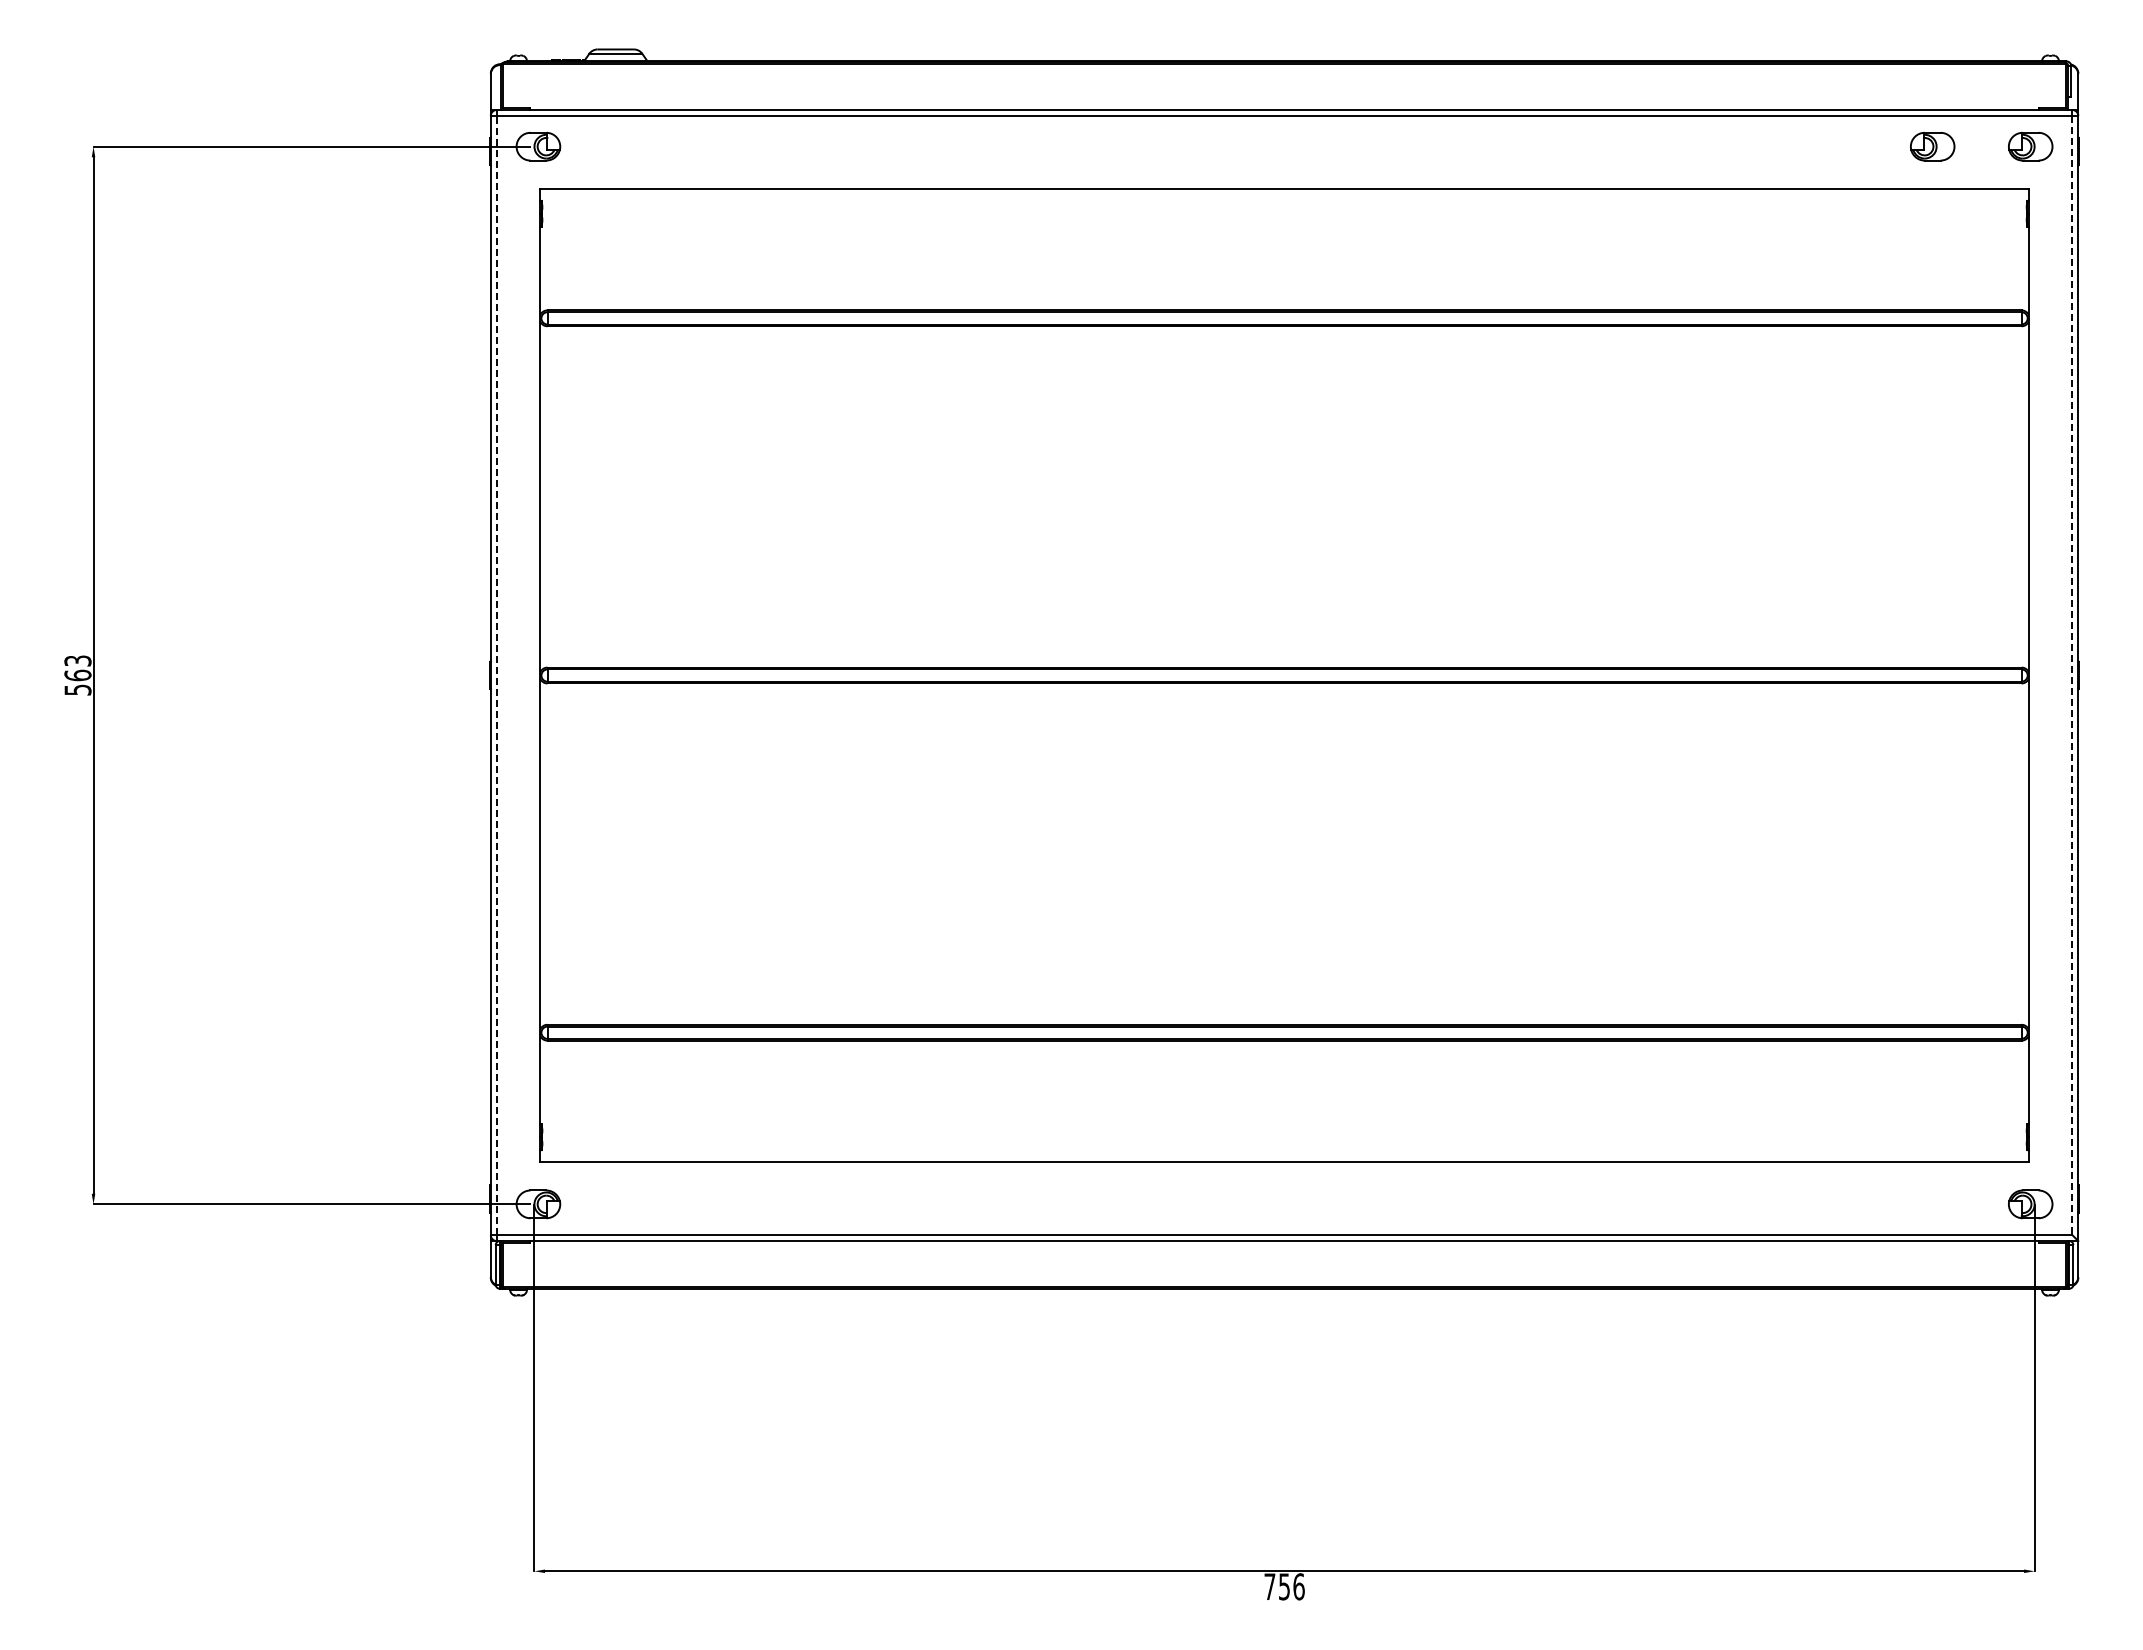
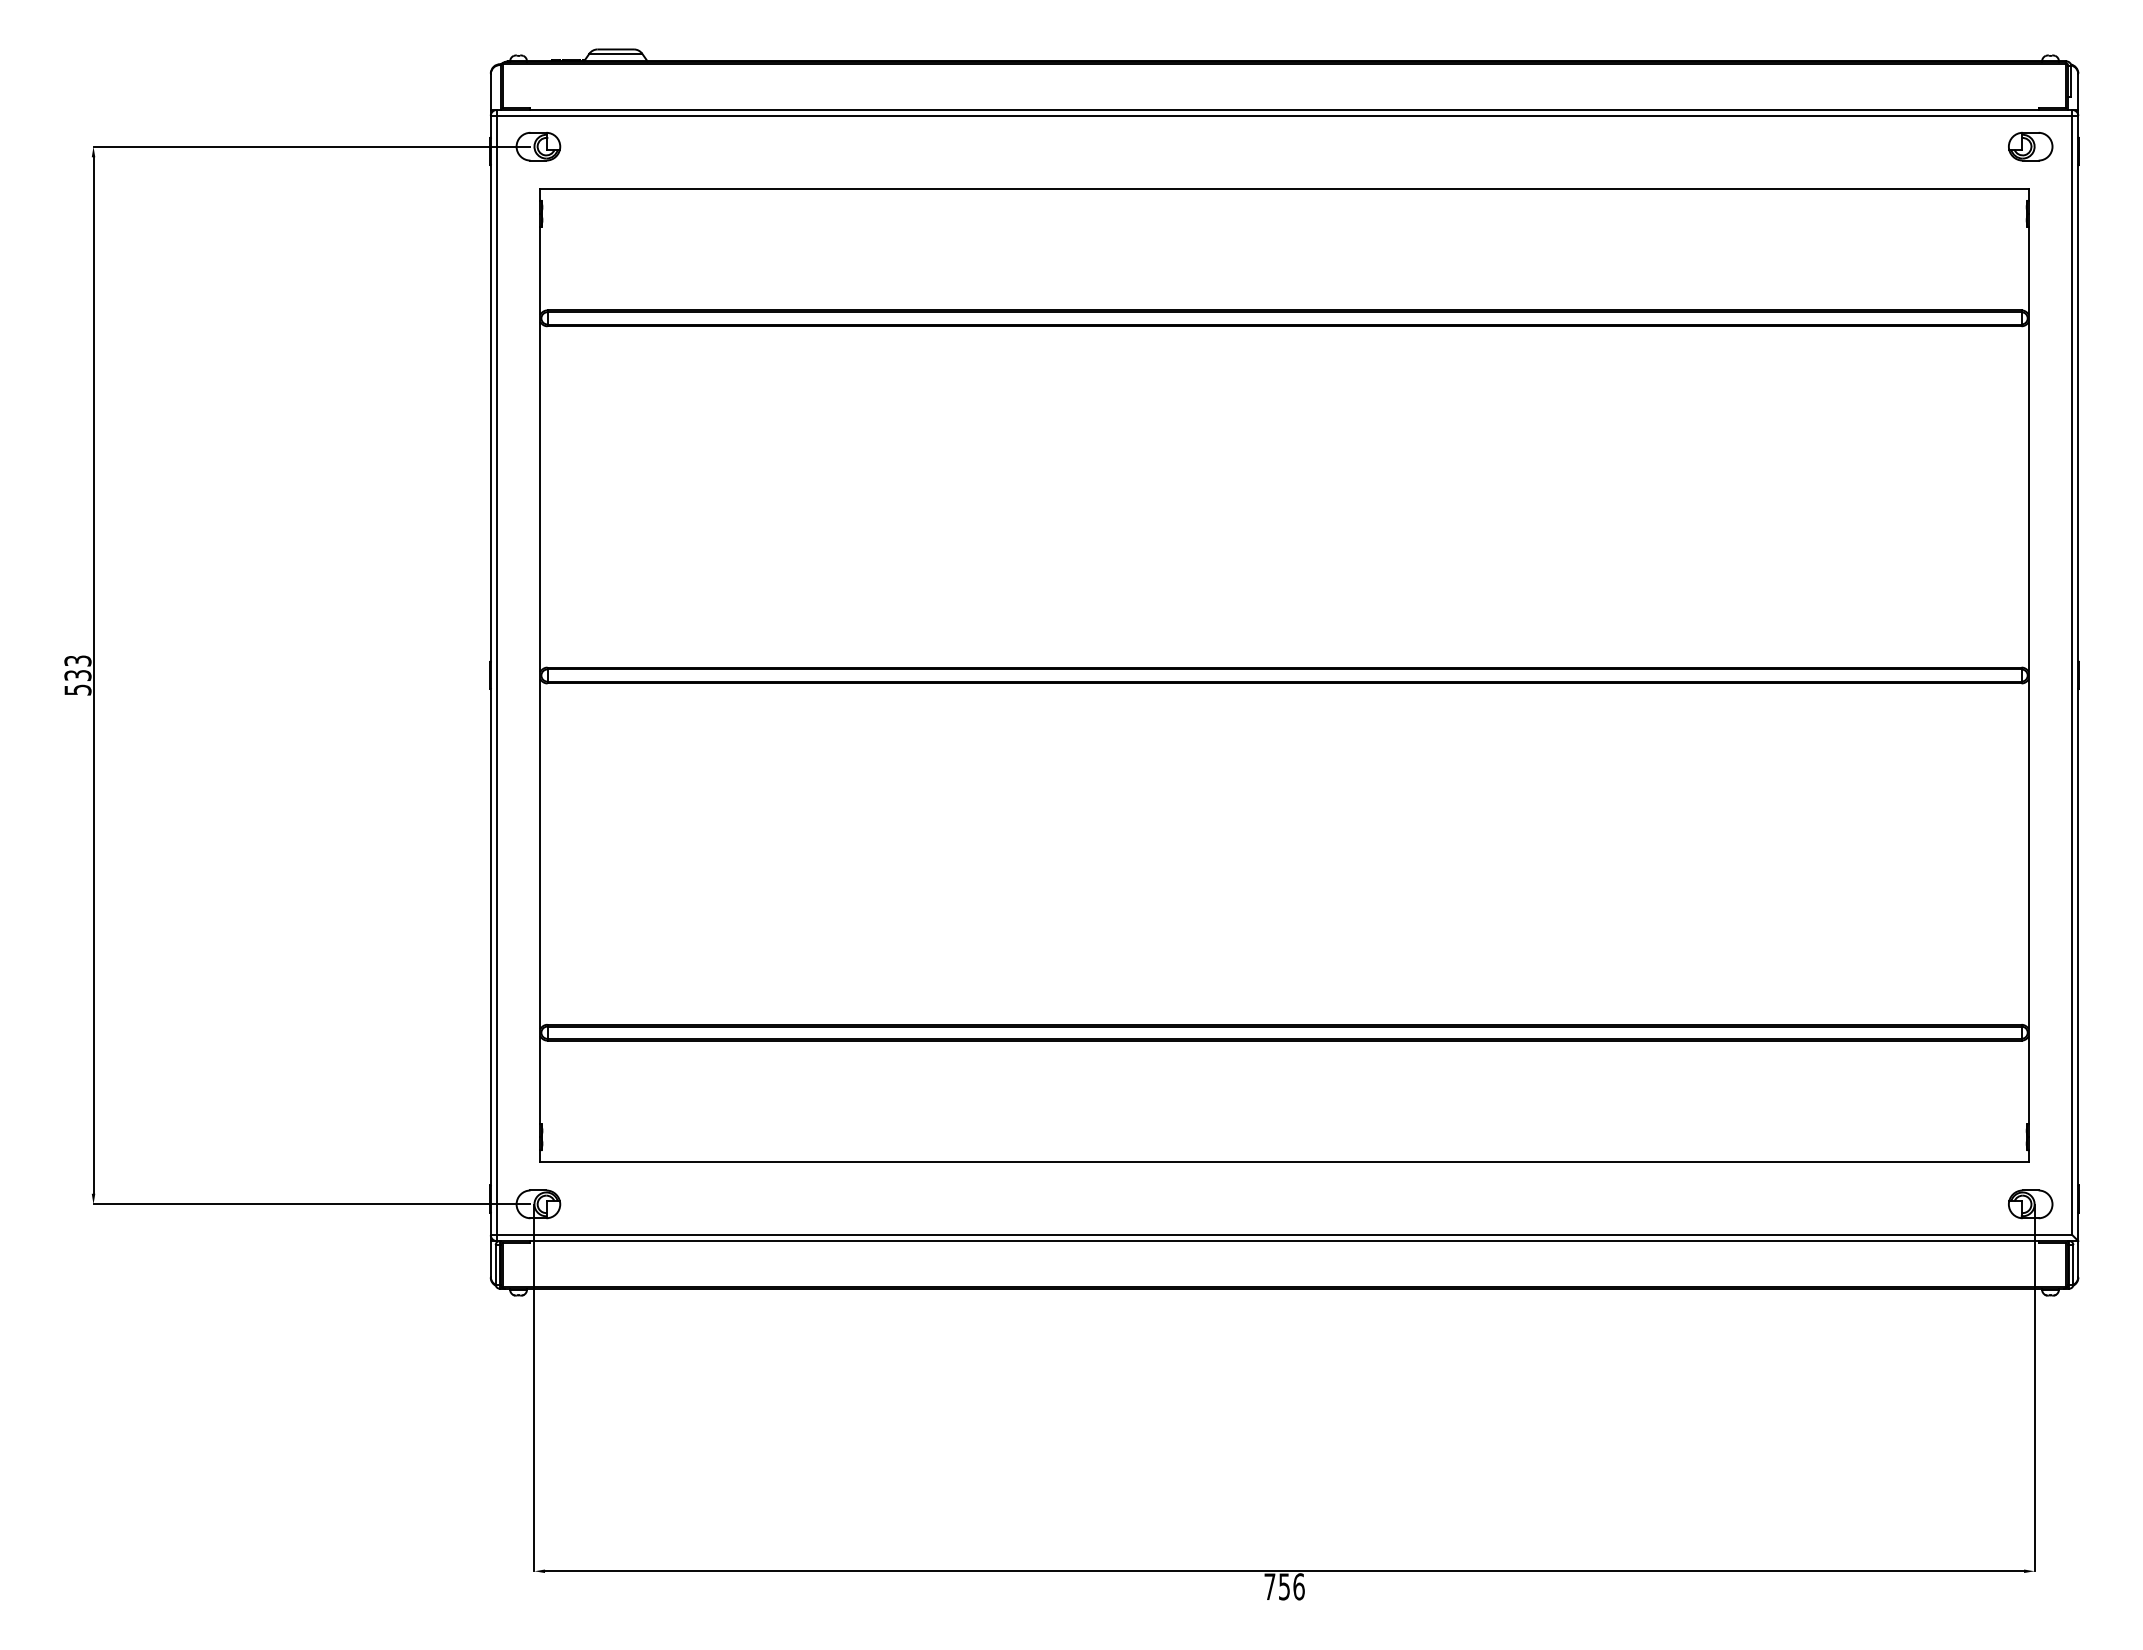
part: present -> none (1932, 146)
text: 563 -> 533 (77, 675)
line: dashed -> solid (496, 675)
line: dashed -> solid (2072, 675)
